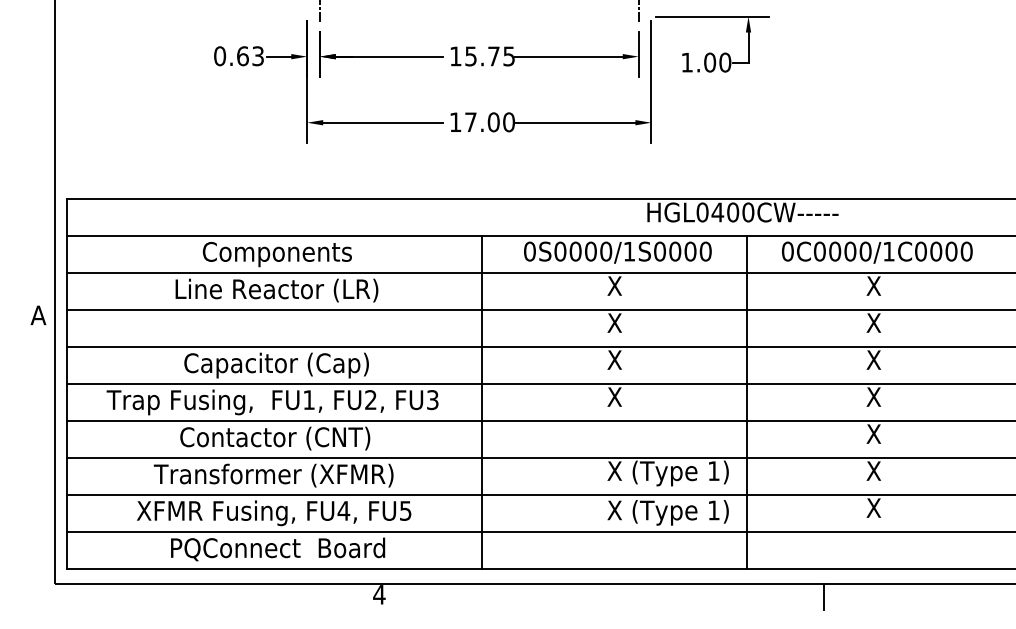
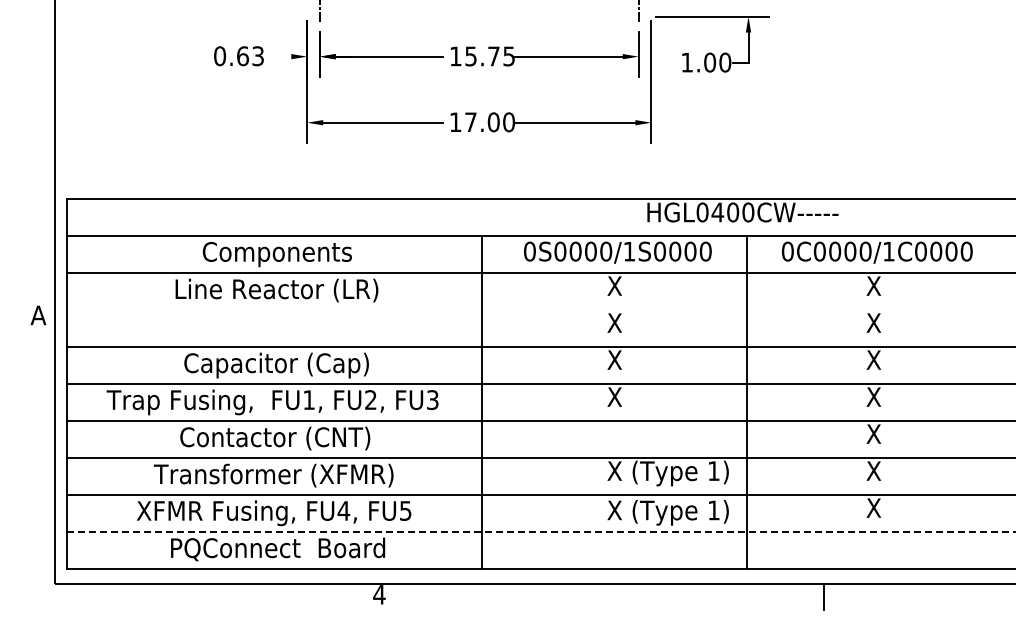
line: present -> none (278, 56)
line: present -> none (539, 310)
line: solid -> dashed (541, 532)
